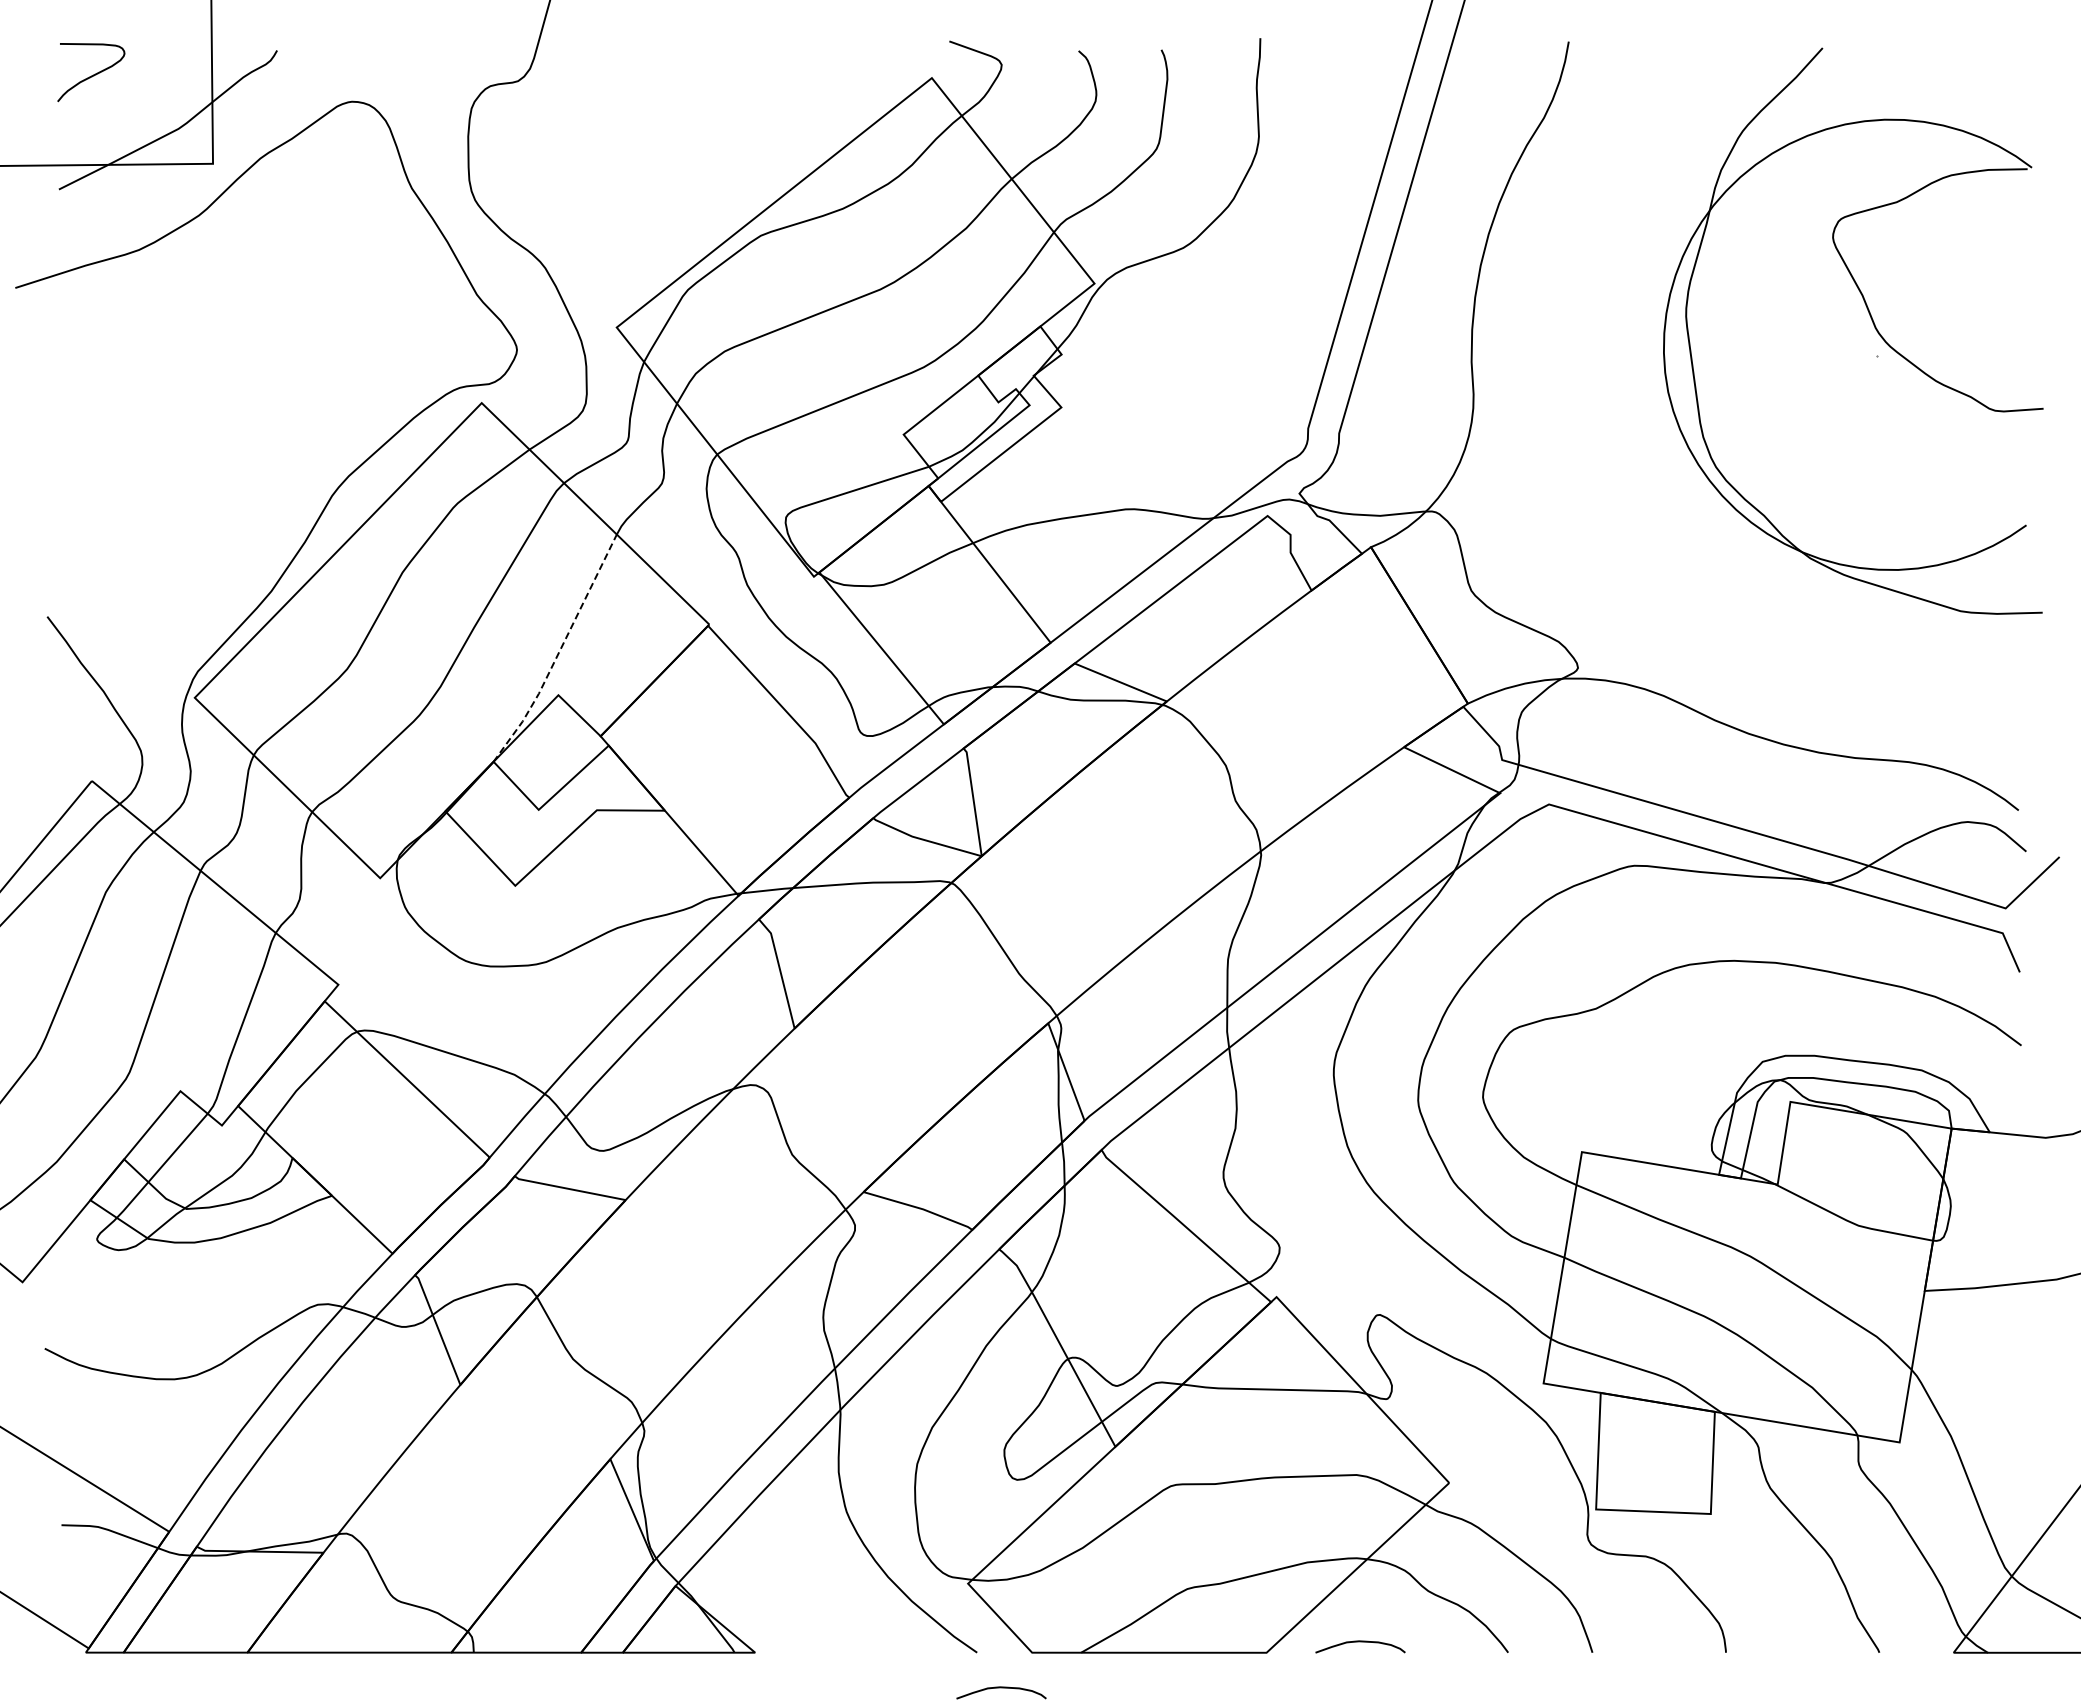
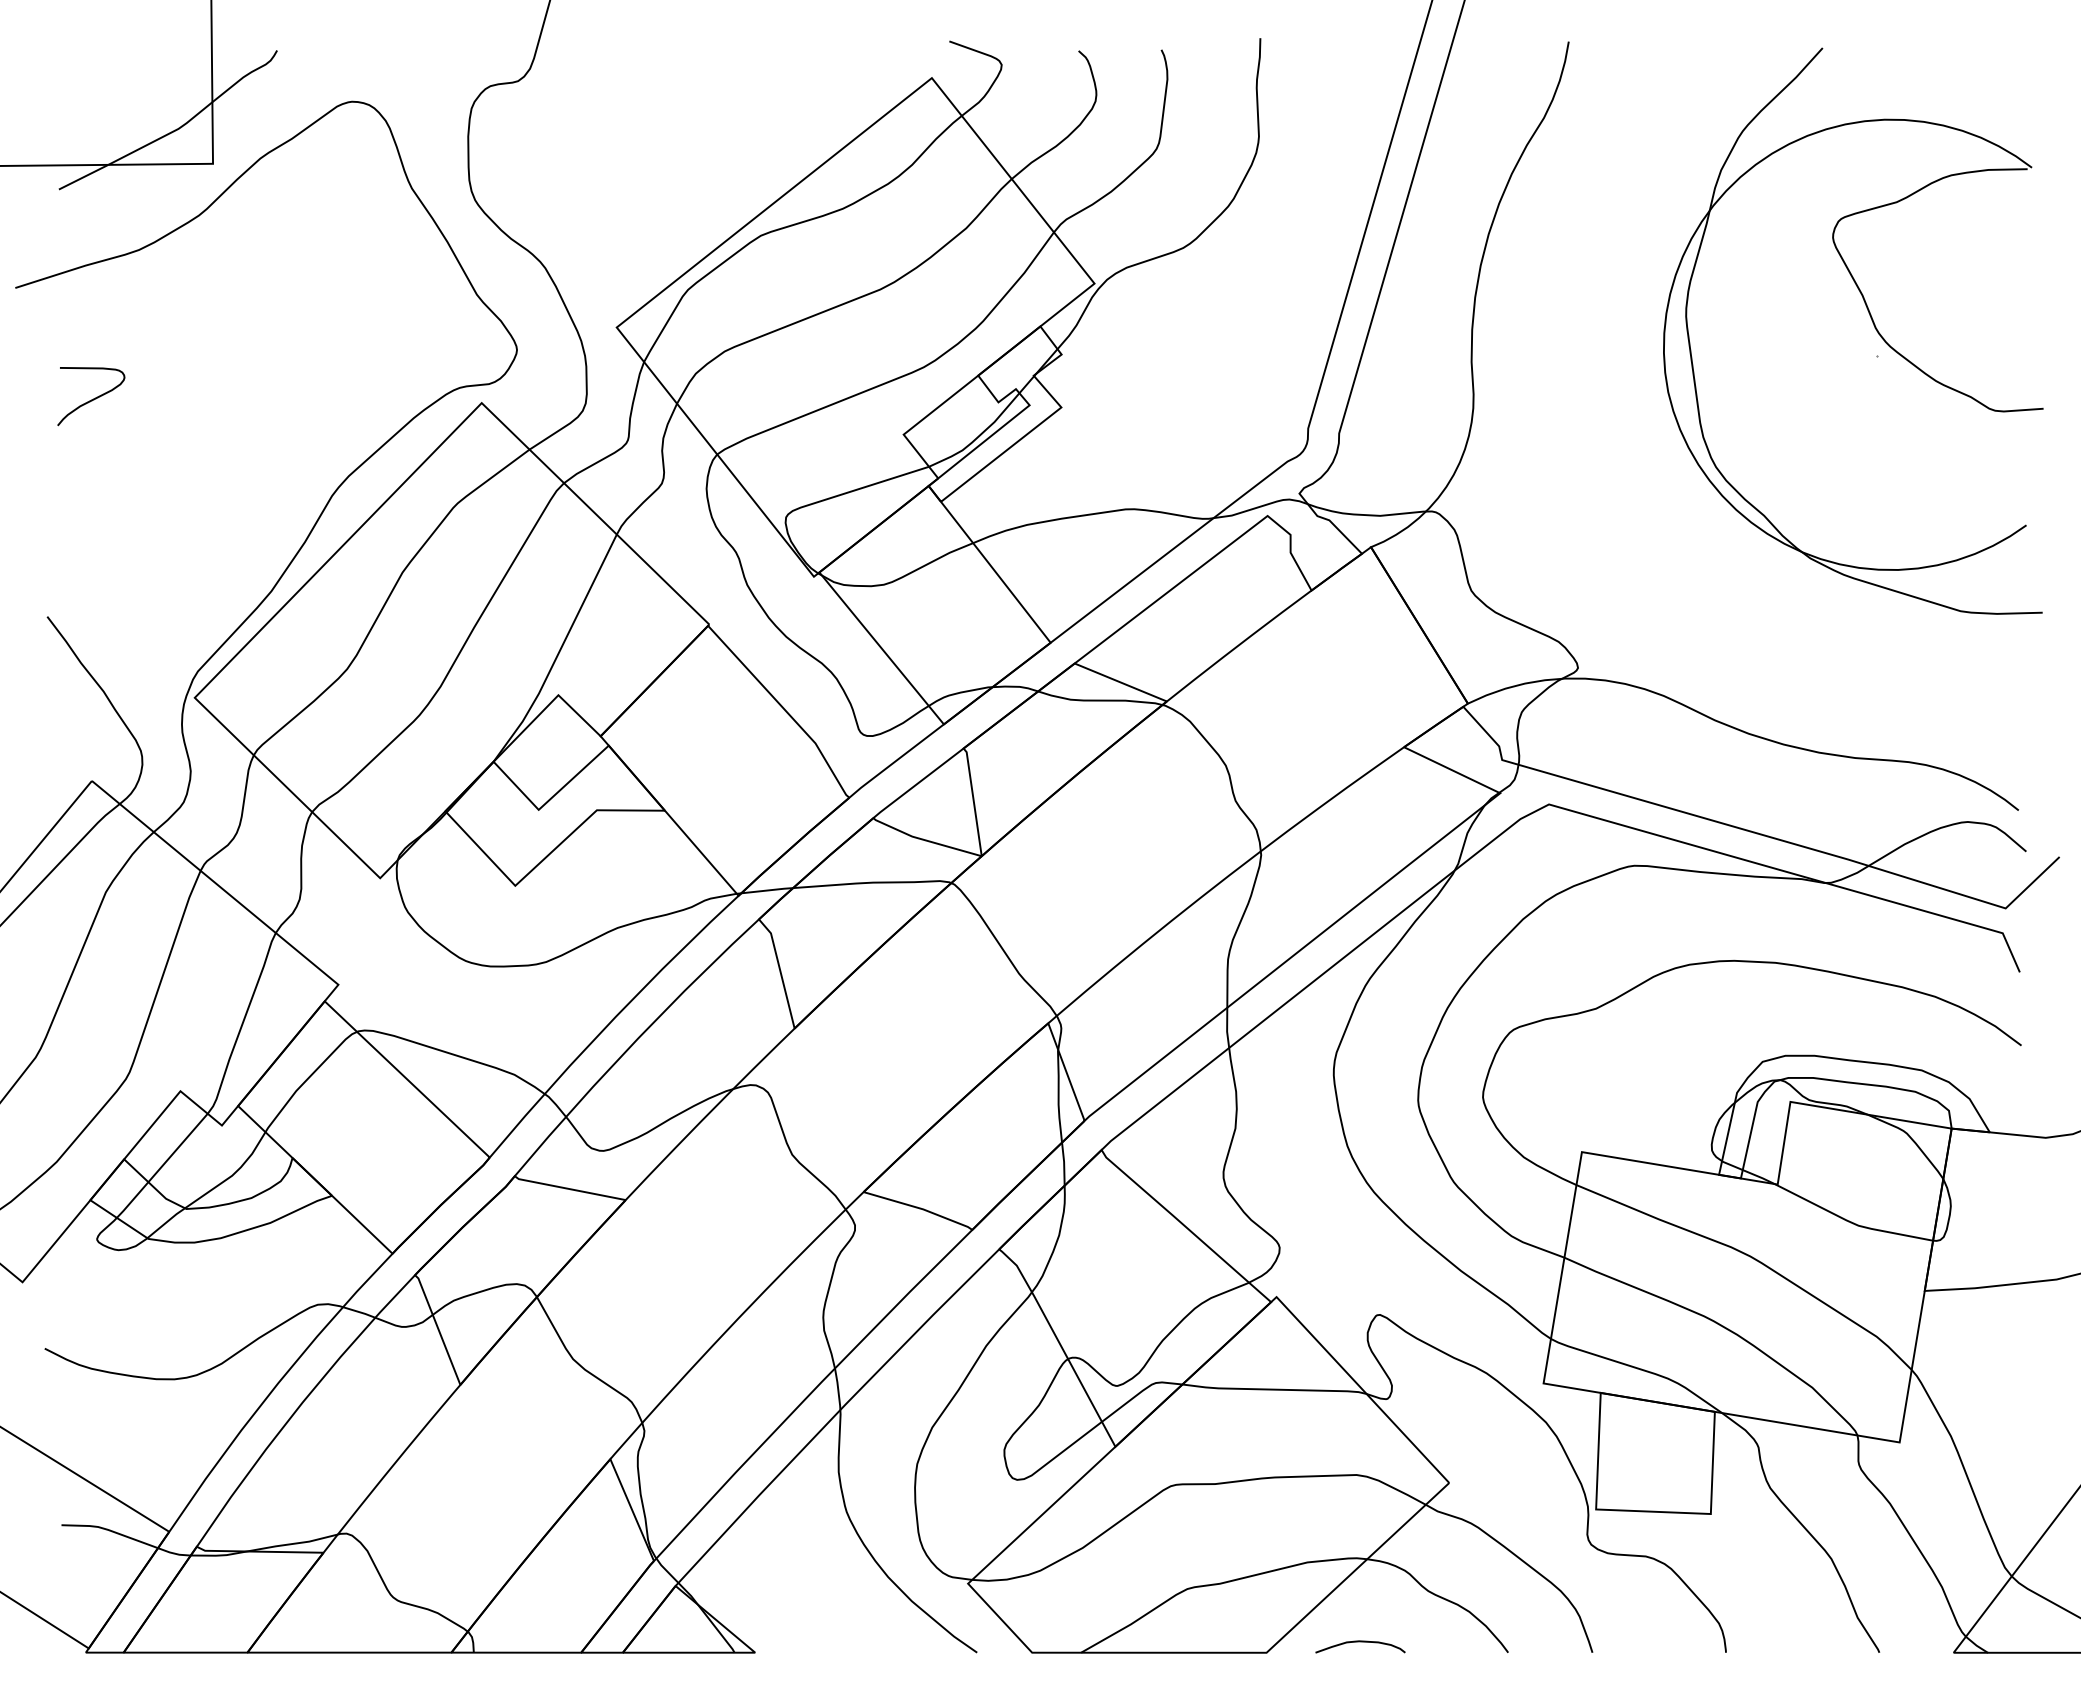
curve position: (93, 74) -> (93, 398) (93, 398)
line: dashed -> solid (559, 651)
curve: present -> none (1001, 1688)
